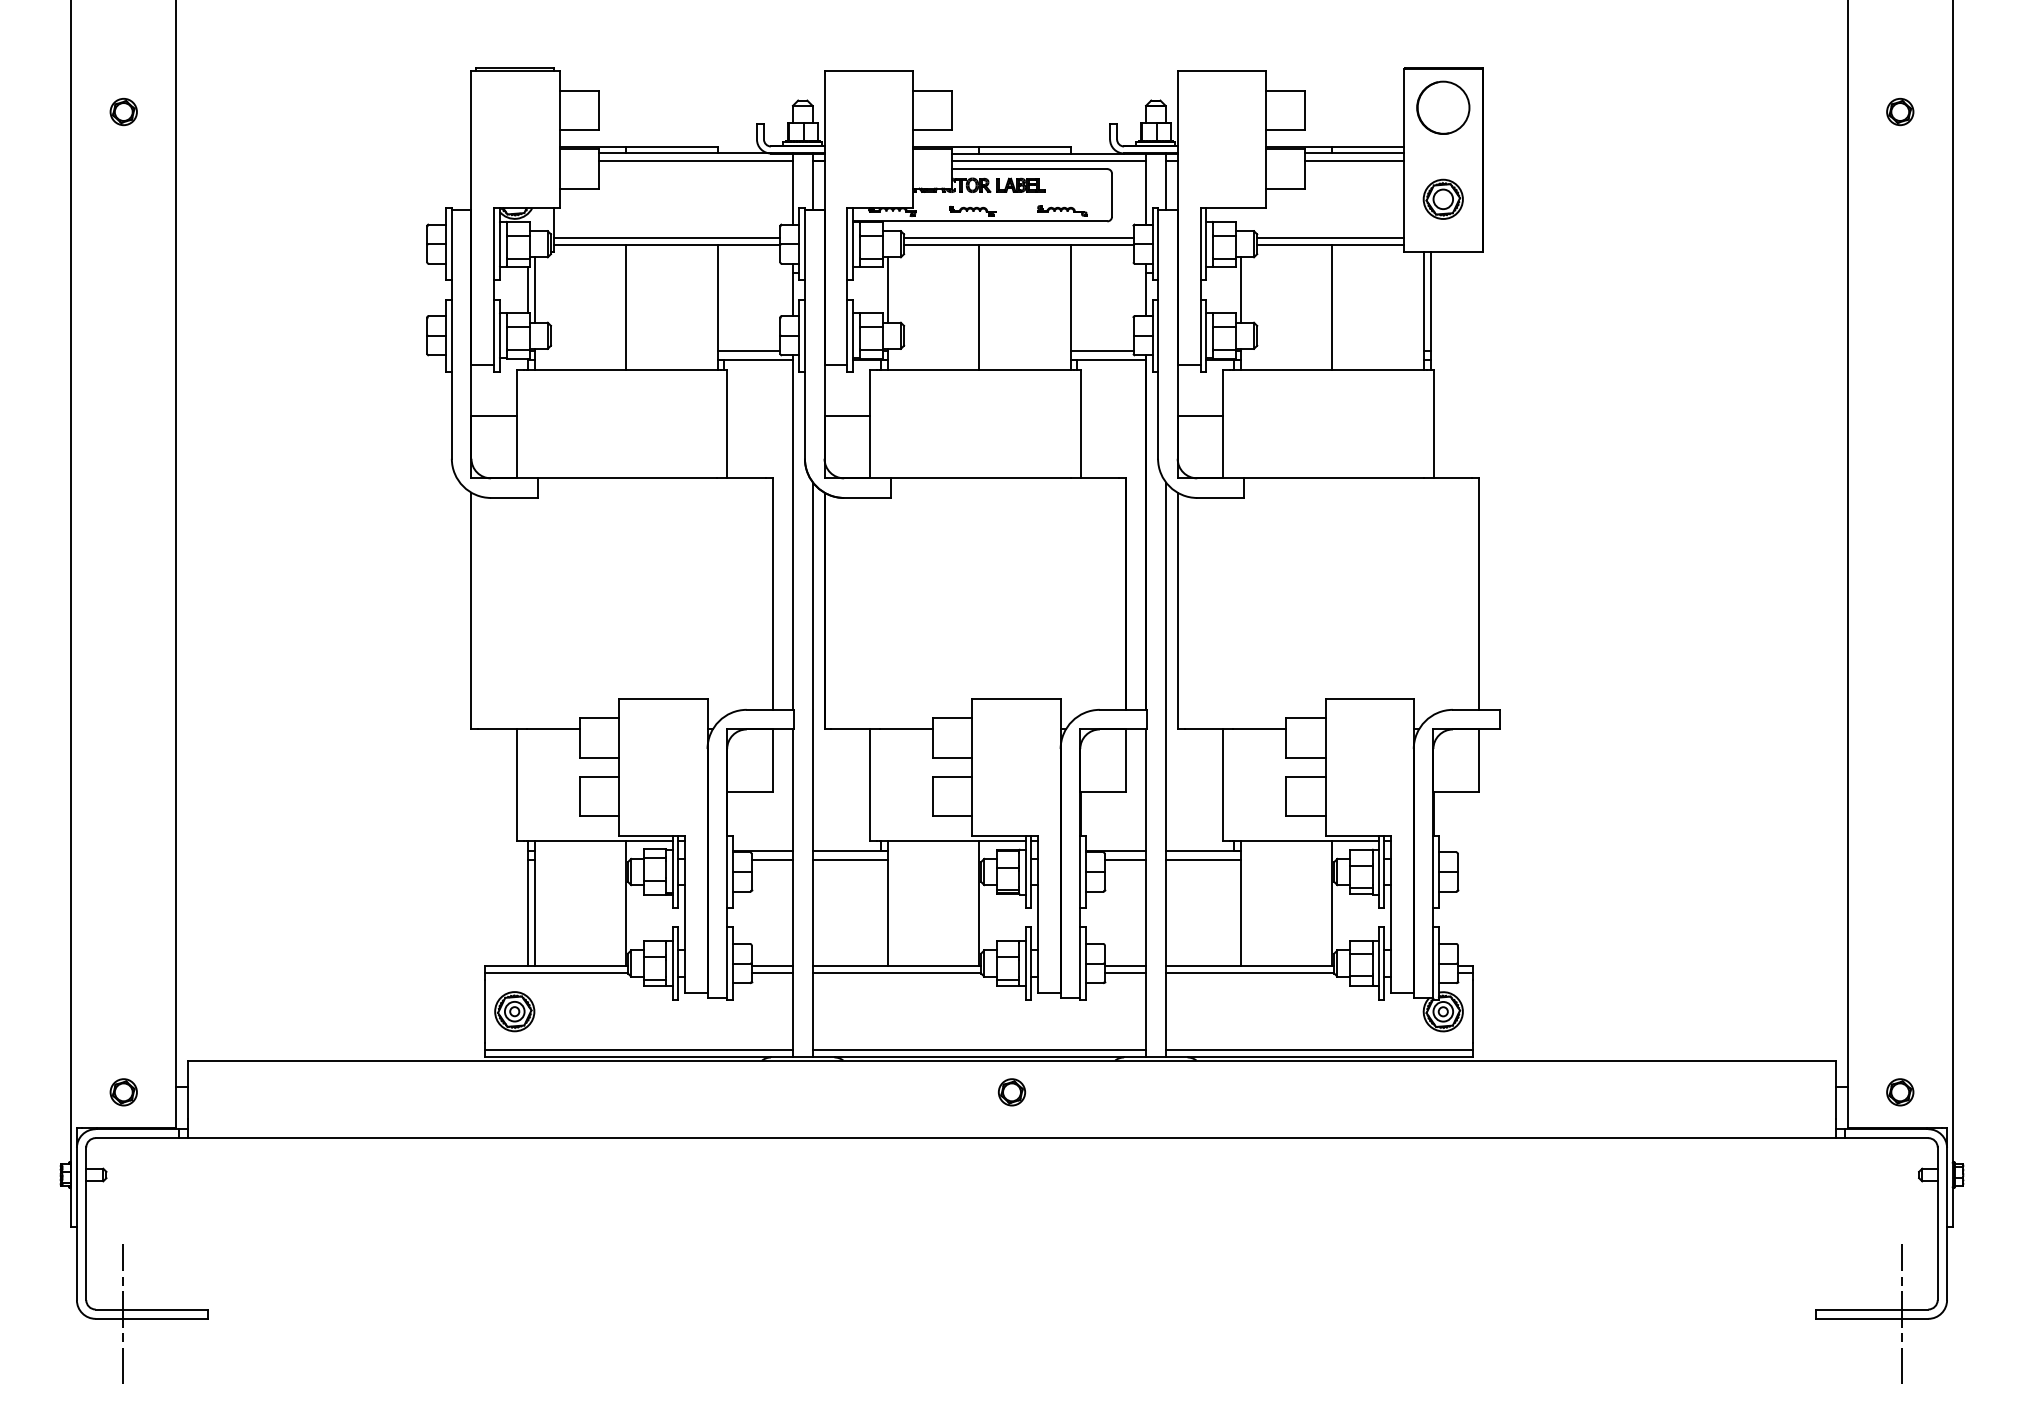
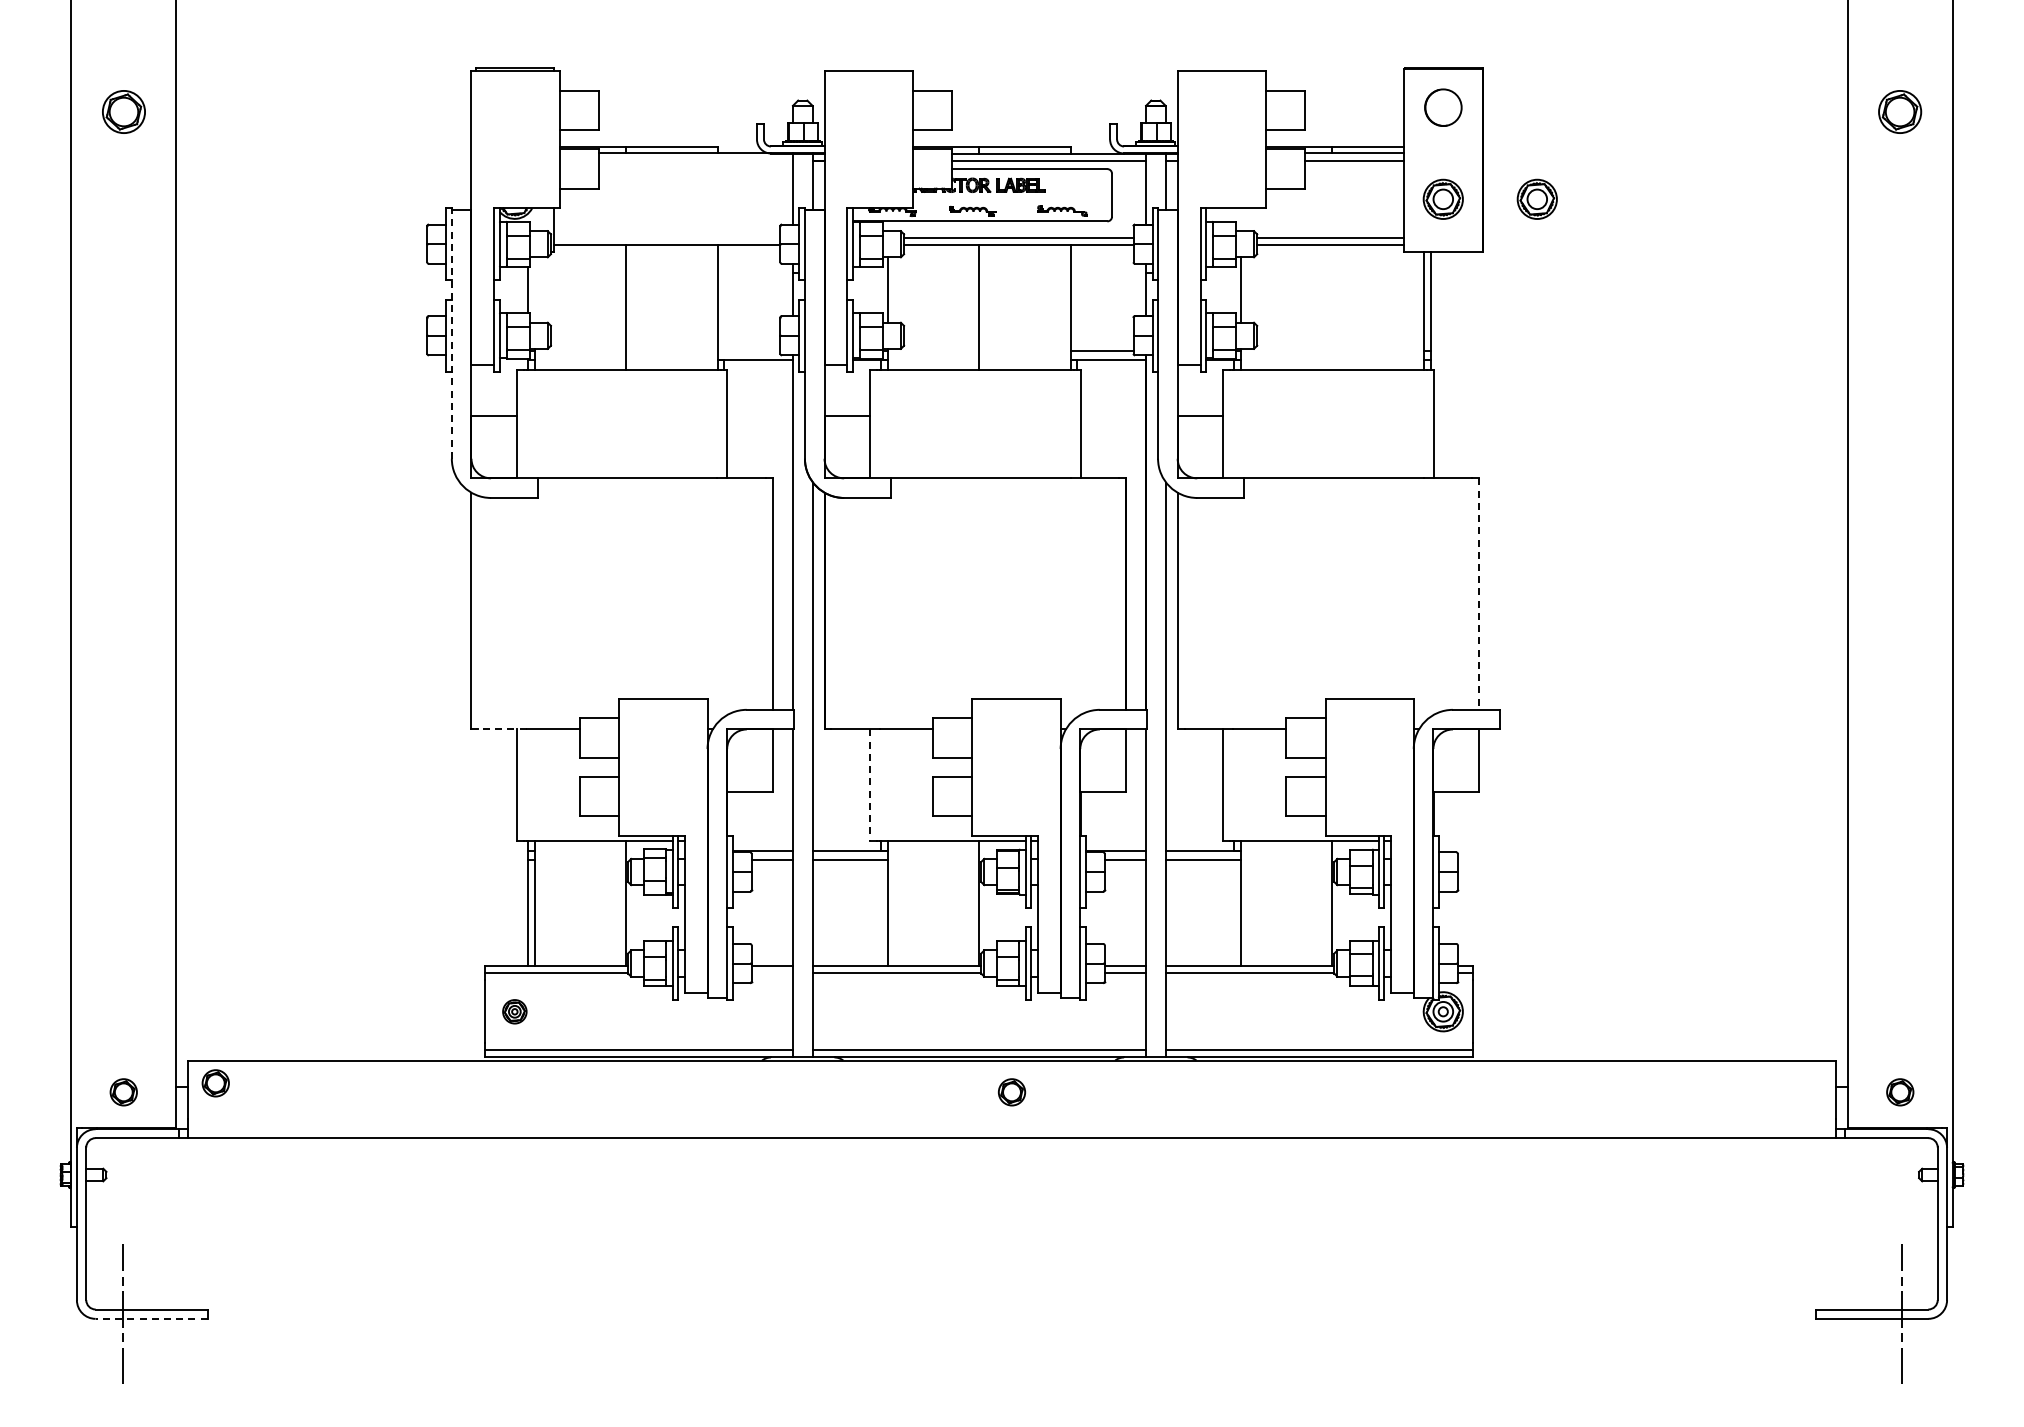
circle size: 55x55 px -> 39x39 px (1443, 107)
part size: 29x30 px -> 44x44 px (123, 111)
part size: 29x30 px -> 45x44 px (1900, 111)
line: present -> none (695, 160)
part: none -> present (1536, 198)
line: present -> none (667, 238)
line: present -> none (534, 289)
line: present -> none (1332, 307)
line: solid -> dashed (451, 334)
line: present -> none (748, 351)
line: solid -> dashed (1479, 594)
line: solid -> dashed (501, 729)
line: solid -> dashed (870, 785)
line: present -> none (771, 972)
part size: 42x42 px -> 26x26 px (514, 1011)
part: none -> present (215, 1083)
line: solid -> dashed (151, 1318)
